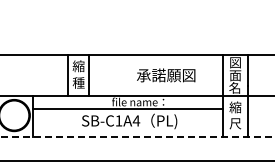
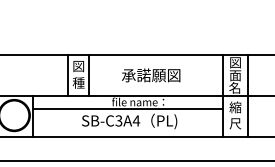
text: 縮 -> 図 (78, 66)
text position: (166, 75) -> (151, 75) (151, 75)
text: SB-C1A4 -> SB-C3A4 (118, 120)
line: dashed -> solid (137, 137)
